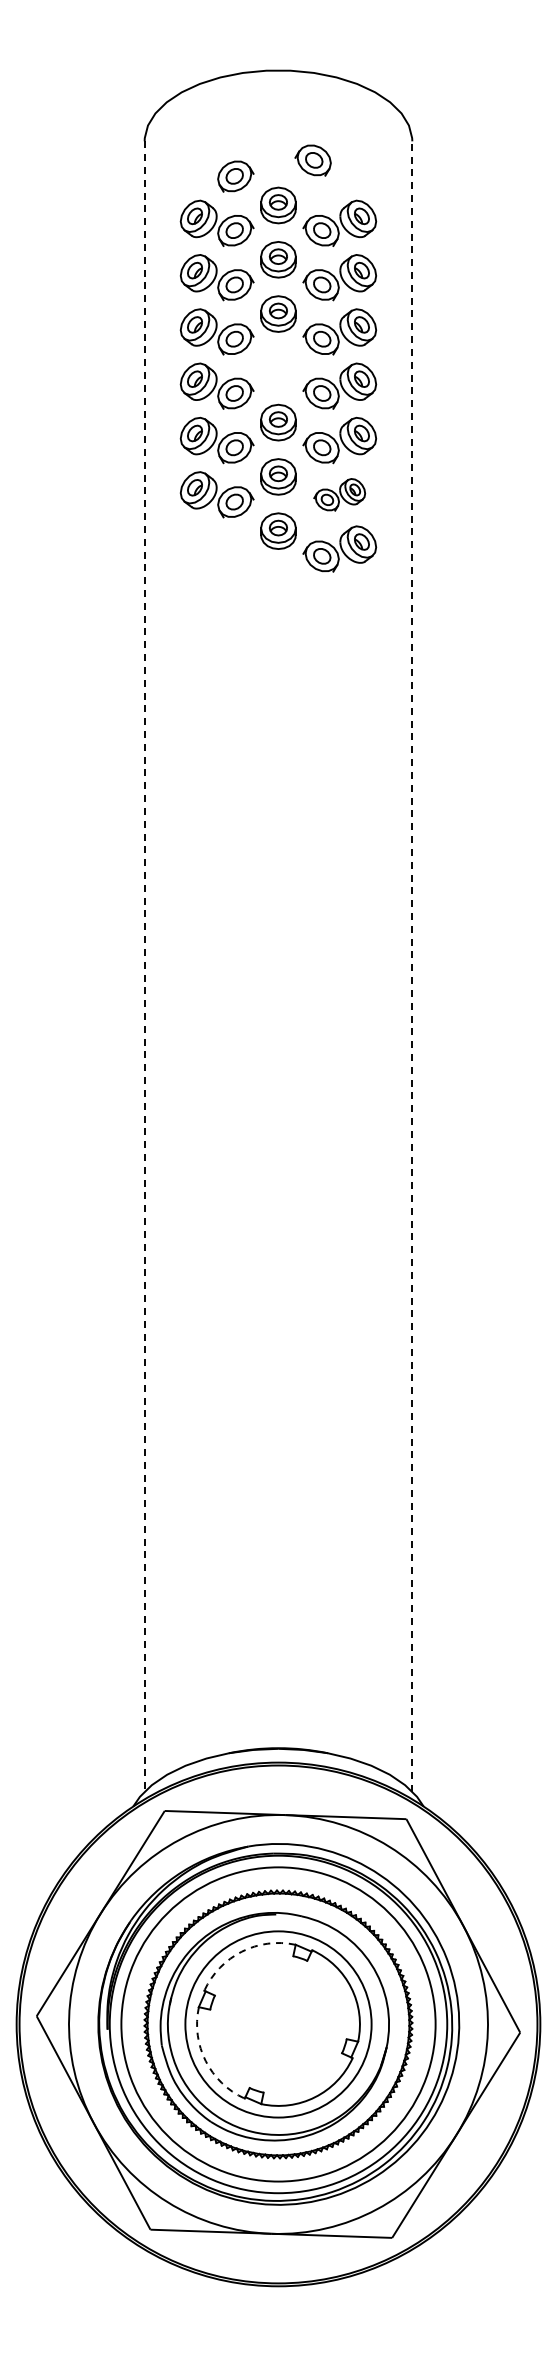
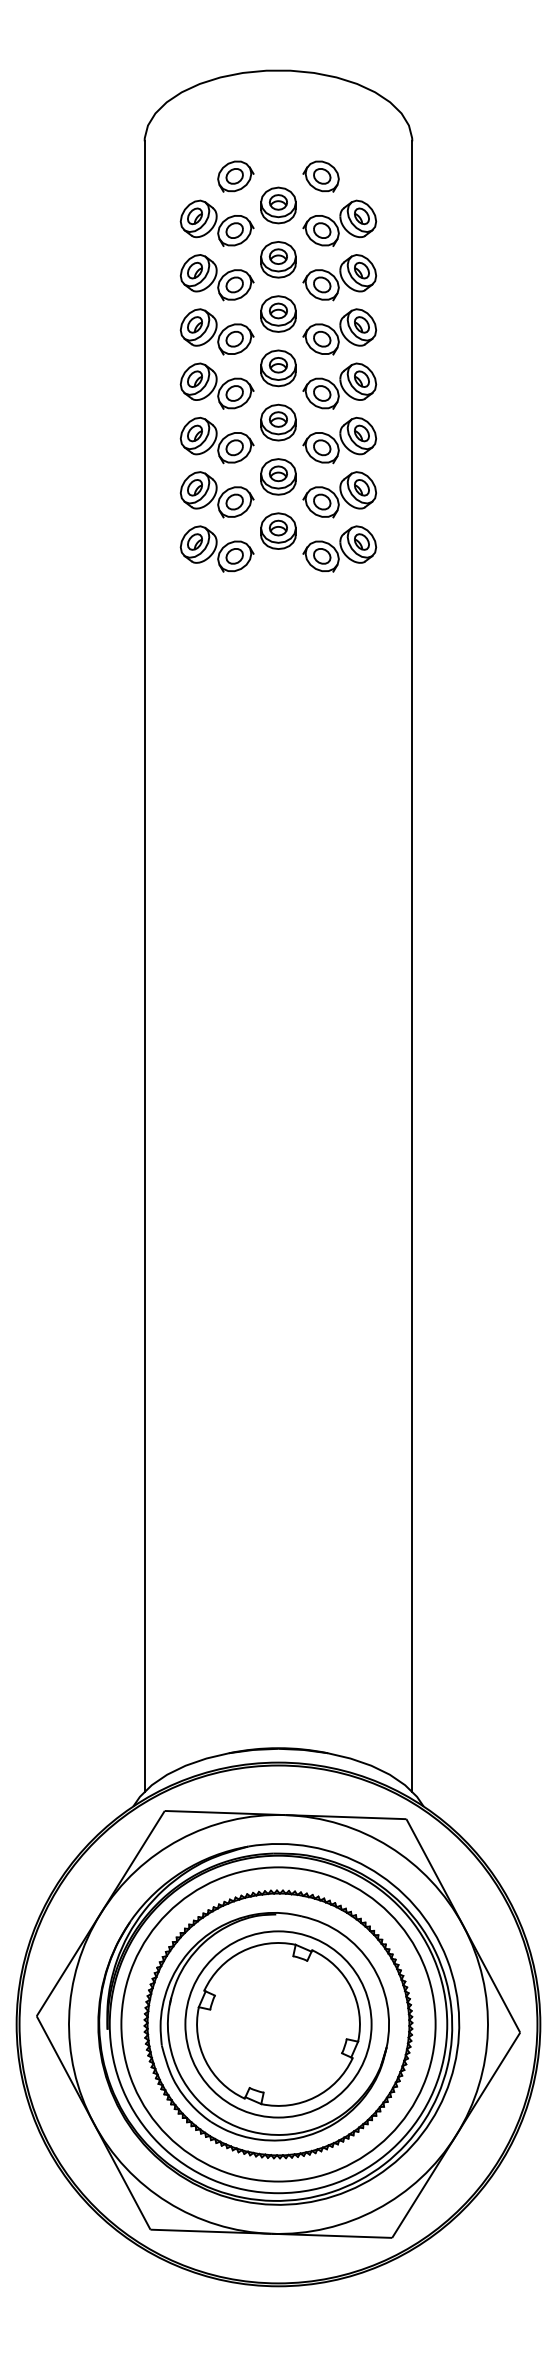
part position: (312, 160) -> (320, 176) (320, 176)
part: none -> present (278, 368)
part size: 54x34 px -> 75x48 px (339, 494)
part: none -> present (216, 548)
line: dashed -> solid (412, 965)
line: dashed -> solid (144, 966)
arc: dashed -> solid (241, 1951)
arc: dashed -> solid (205, 2061)
